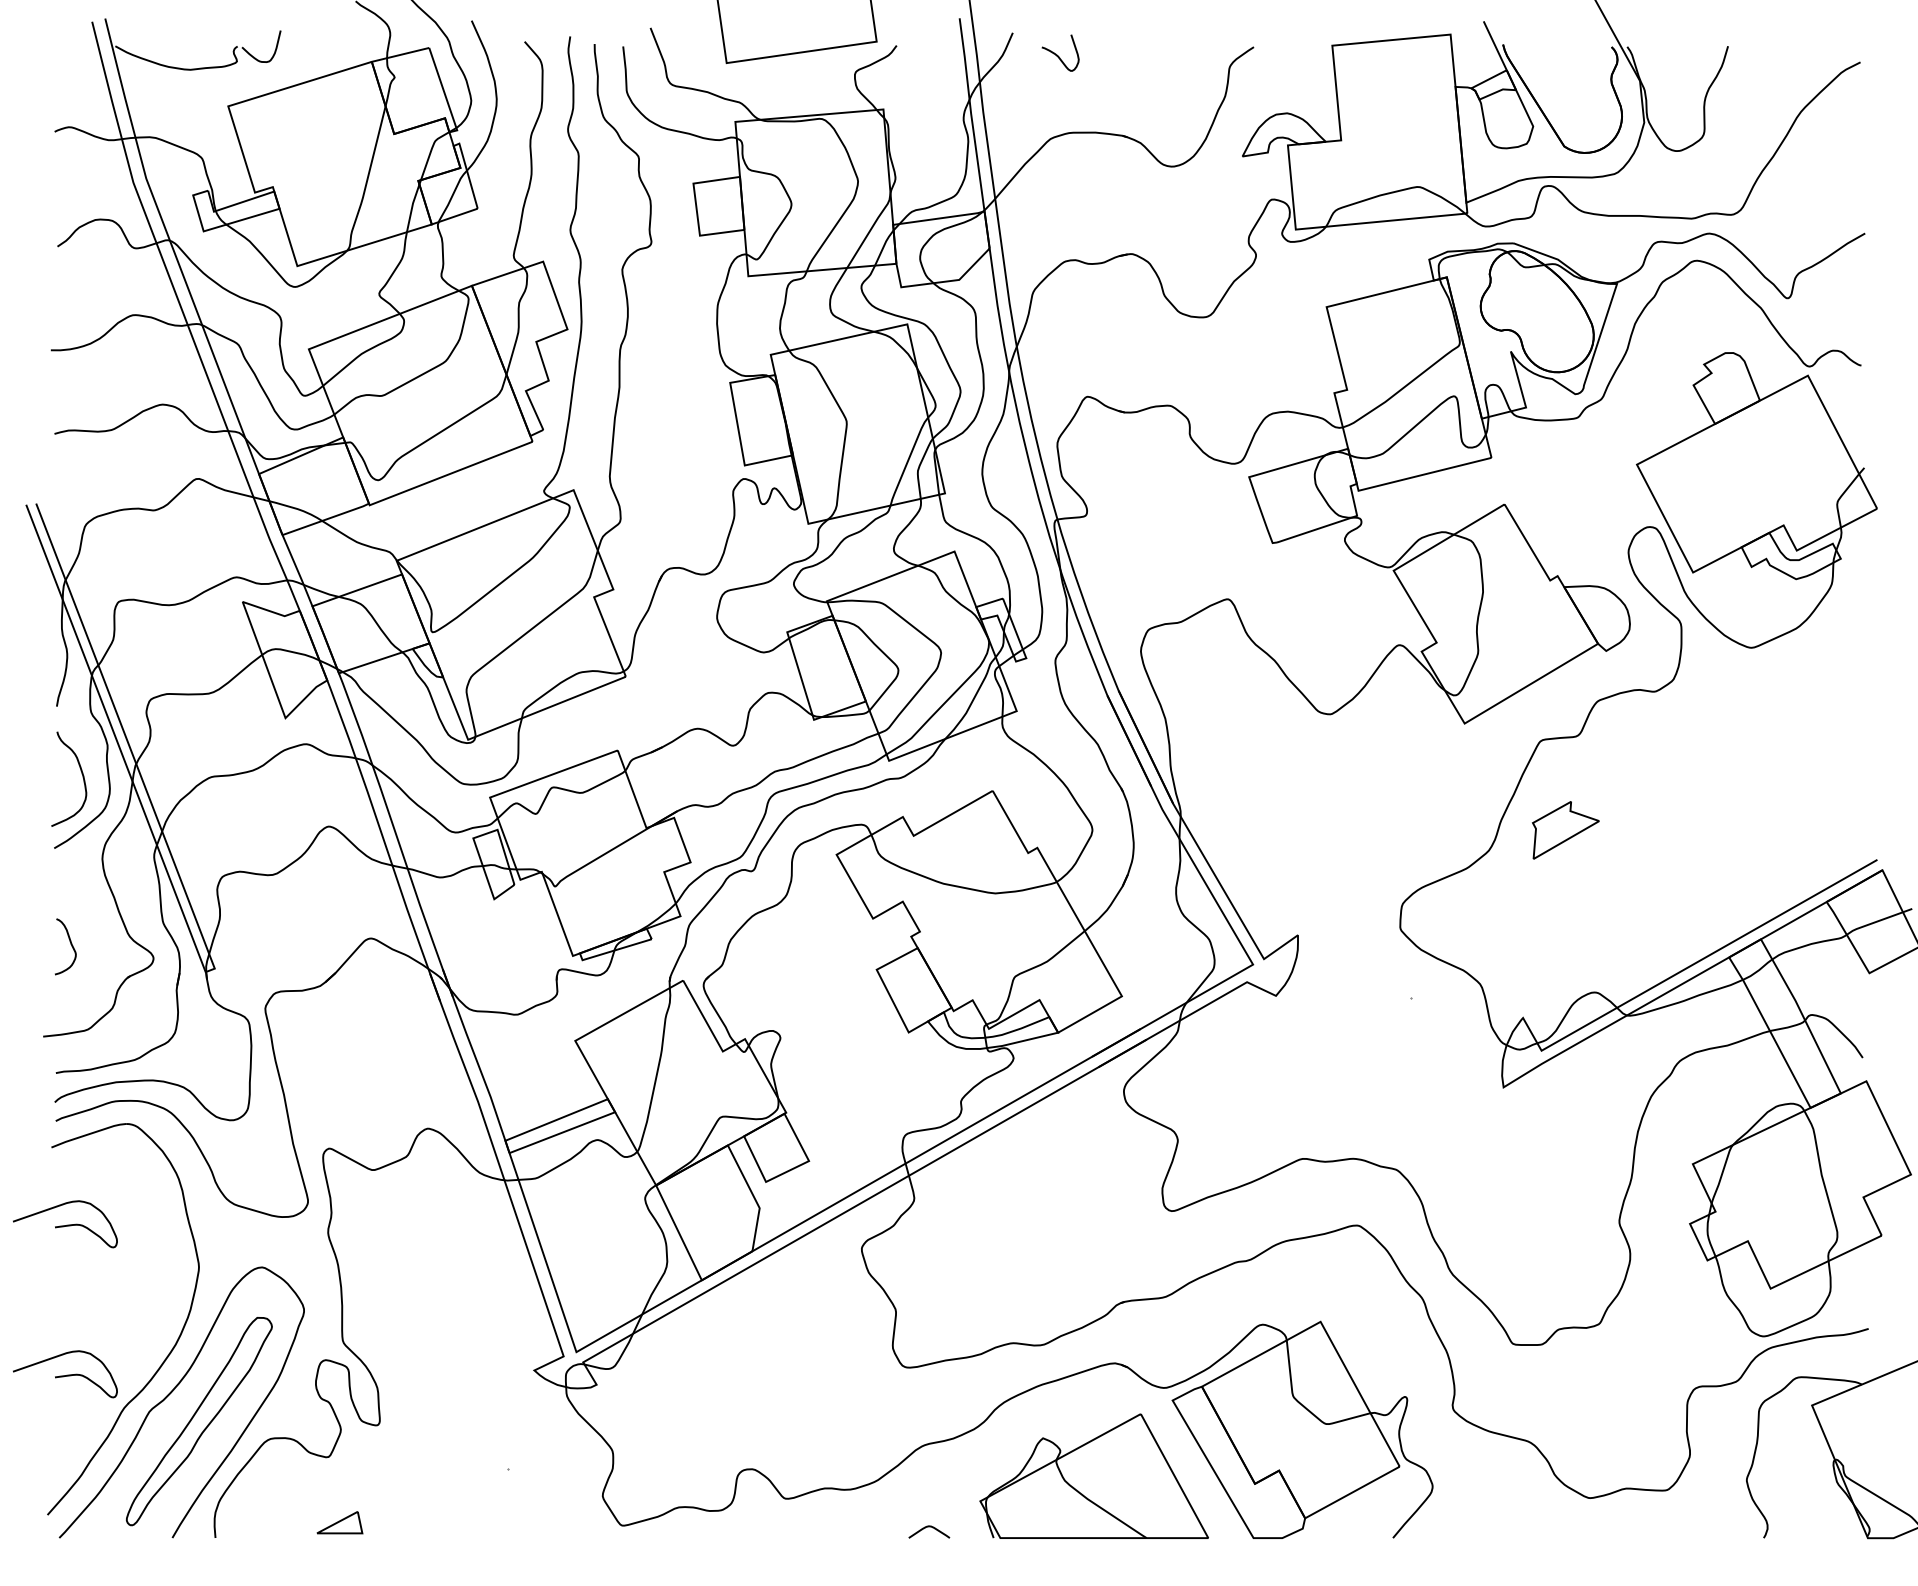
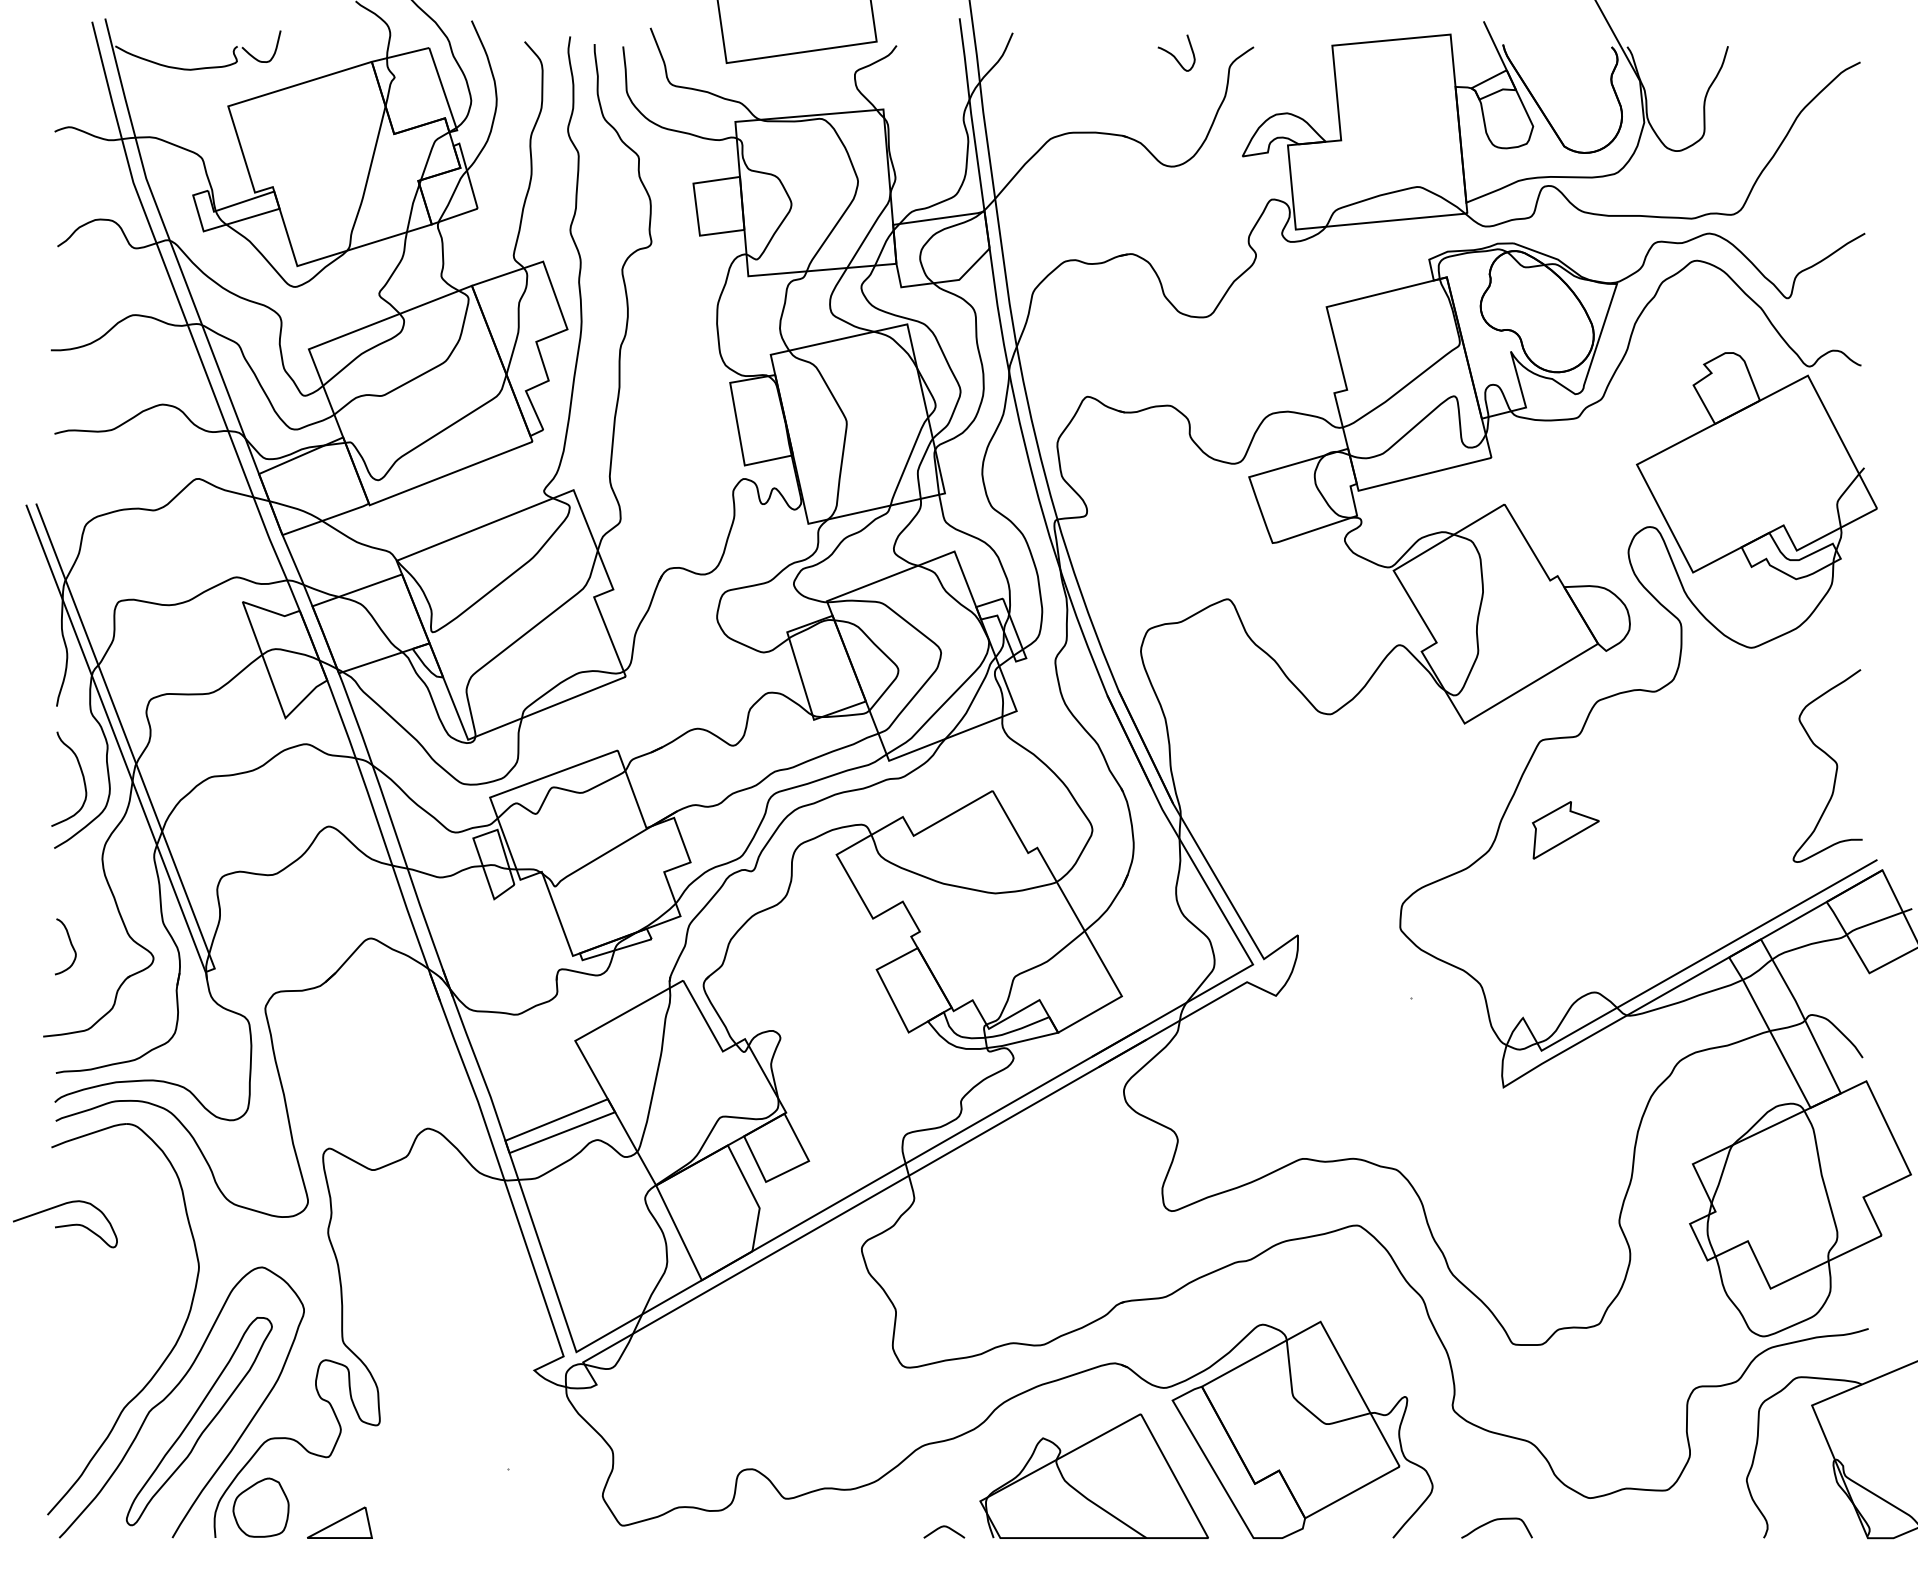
curve position: (1057, 54) -> (1173, 54) (1173, 54)
curve: none -> present (1832, 760)
curve: present -> none (65, 1375)
part: none -> present (260, 1507)
curve: none -> present (1494, 1521)
part size: 48x24 px -> 66x33 px (339, 1522)
curve position: (929, 1527) -> (944, 1527) (944, 1527)
